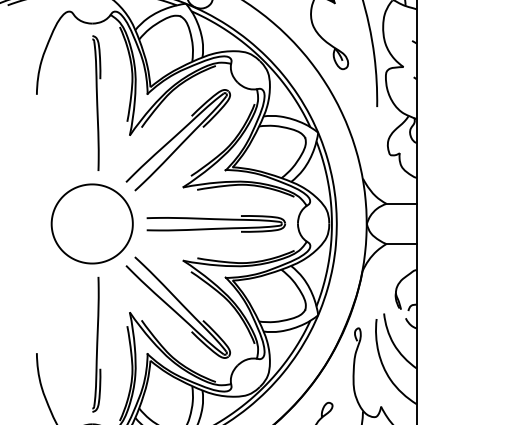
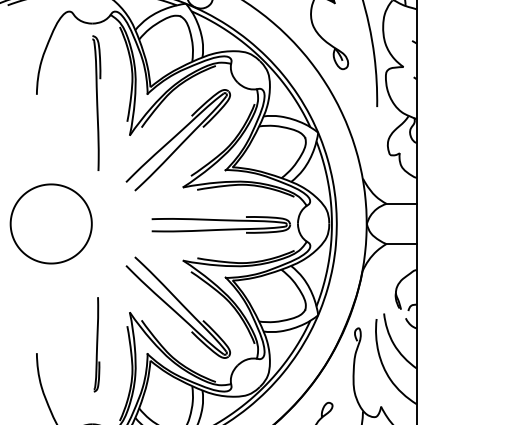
part position: (91, 223) -> (50, 223) (50, 223)
part position: (215, 223) -> (220, 224) (220, 224)
part size: 10x137 px -> 8x96 px (96, 344)
